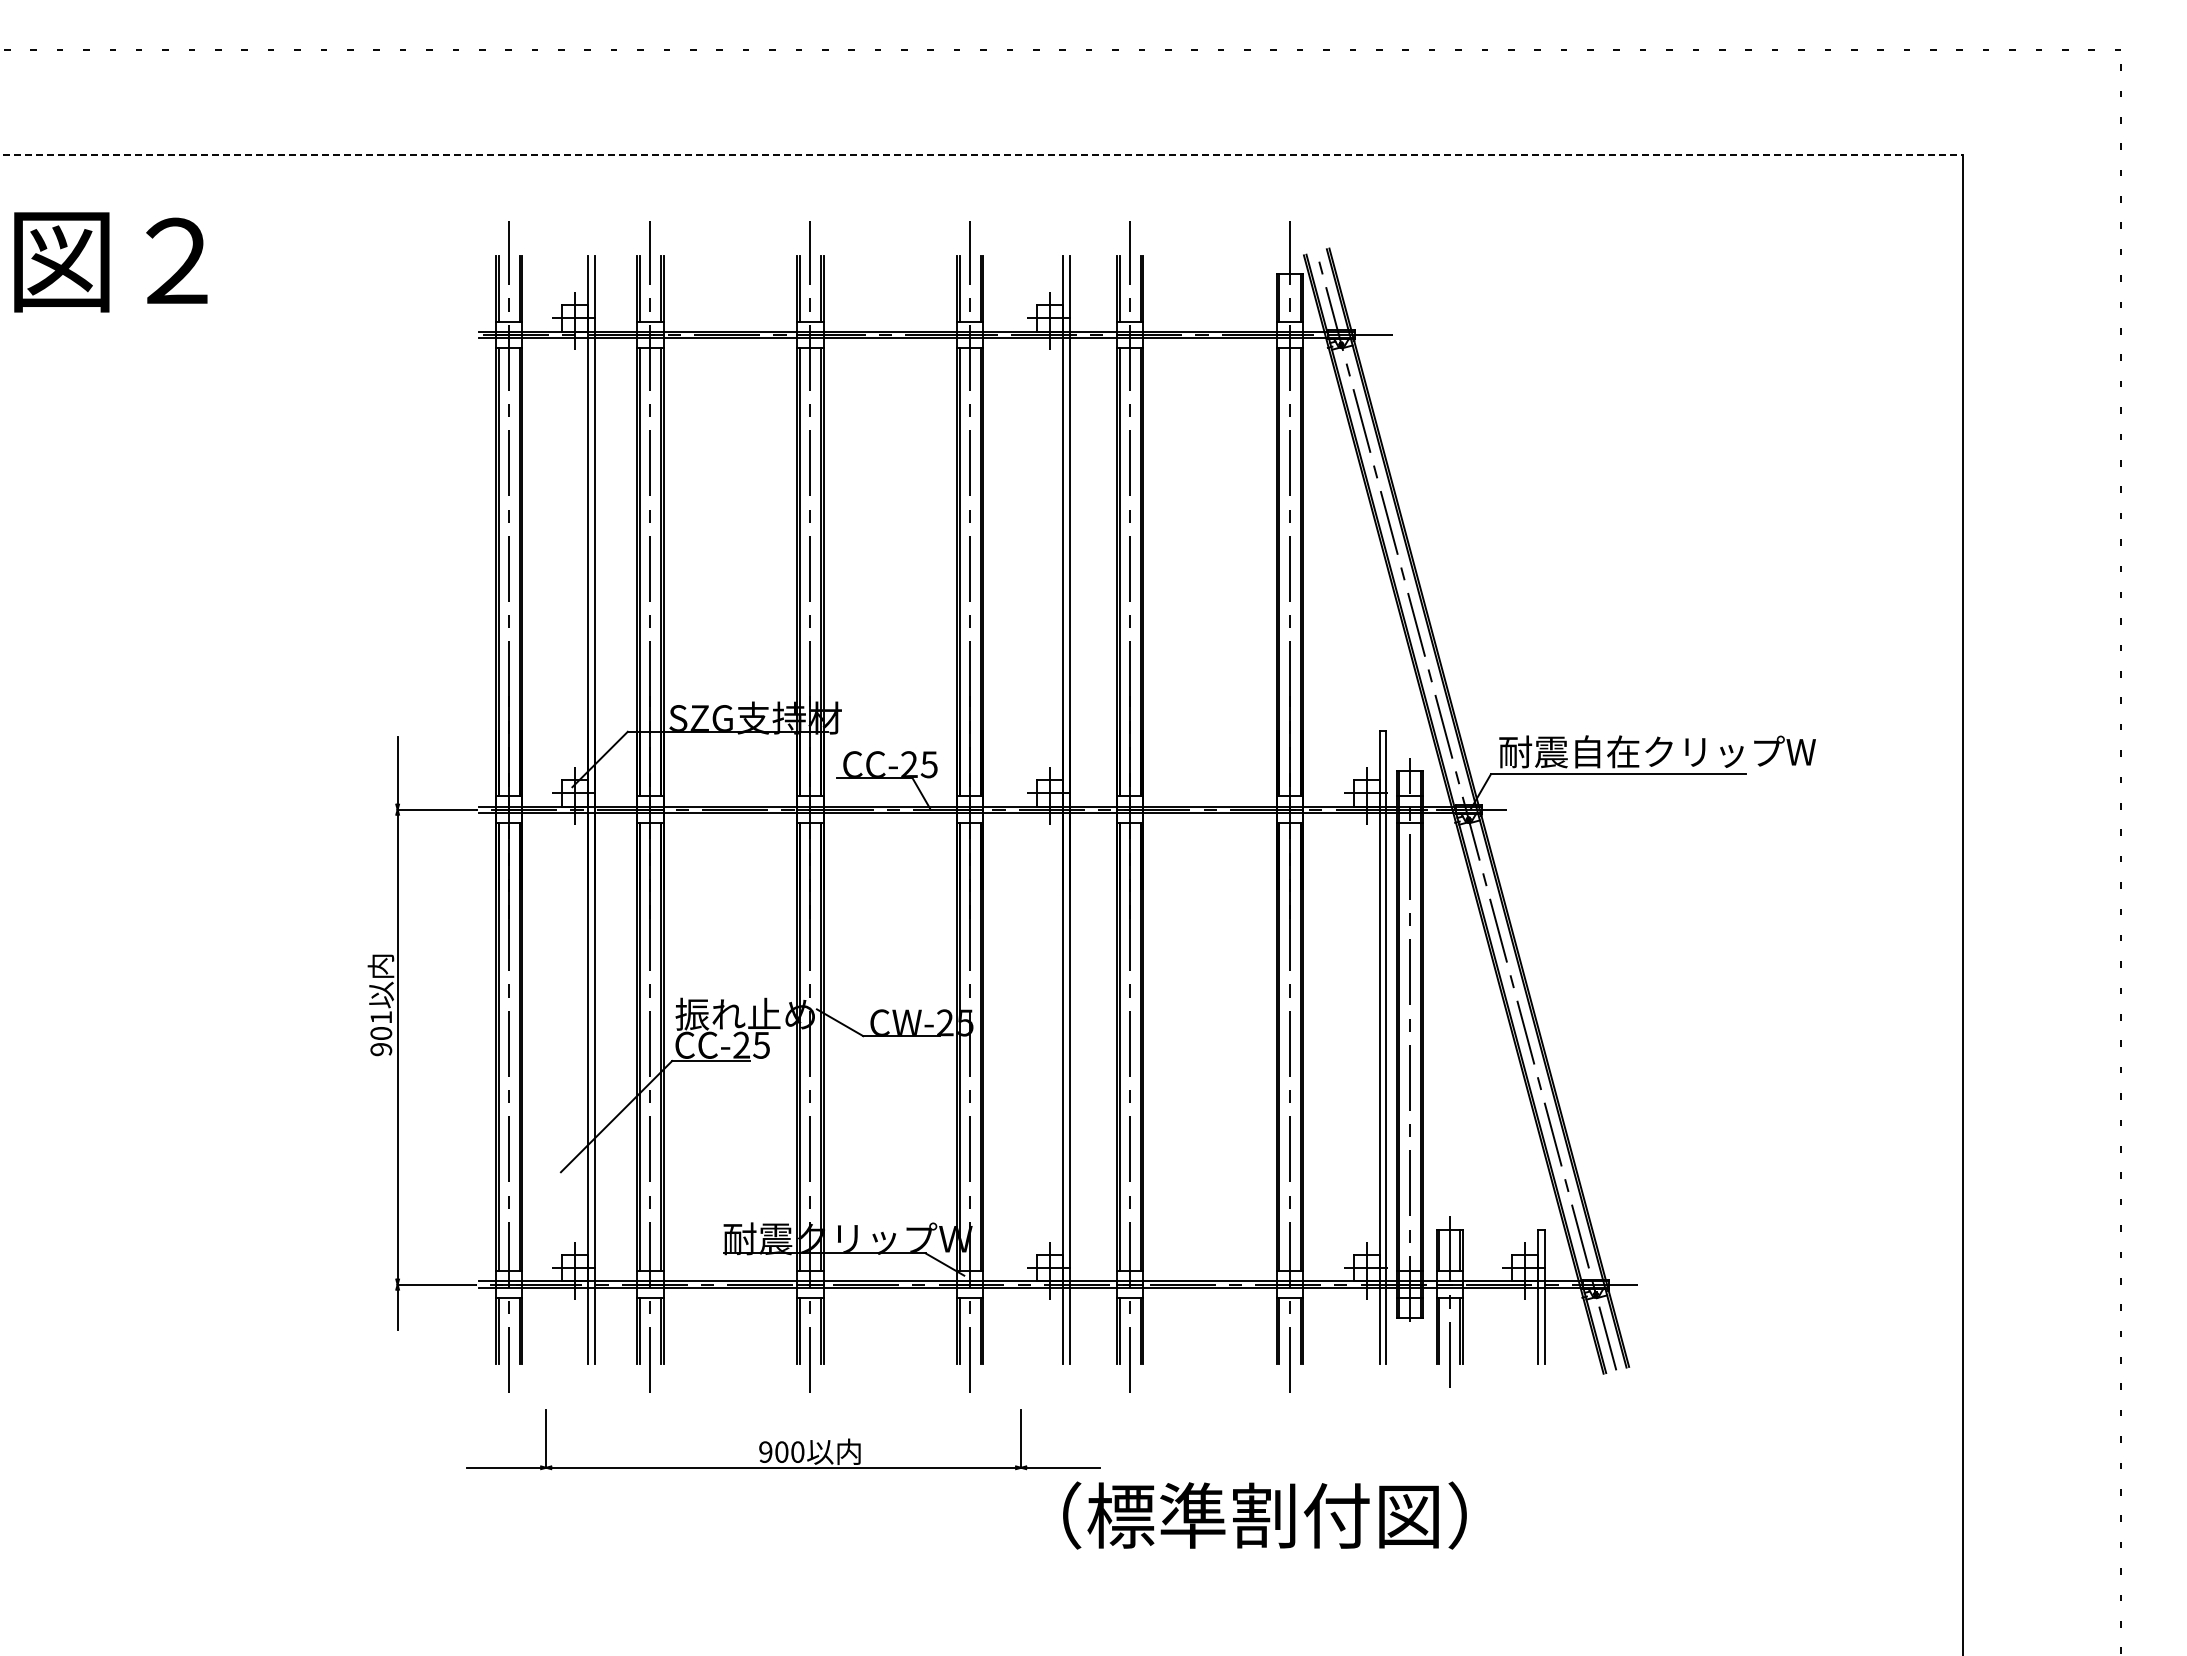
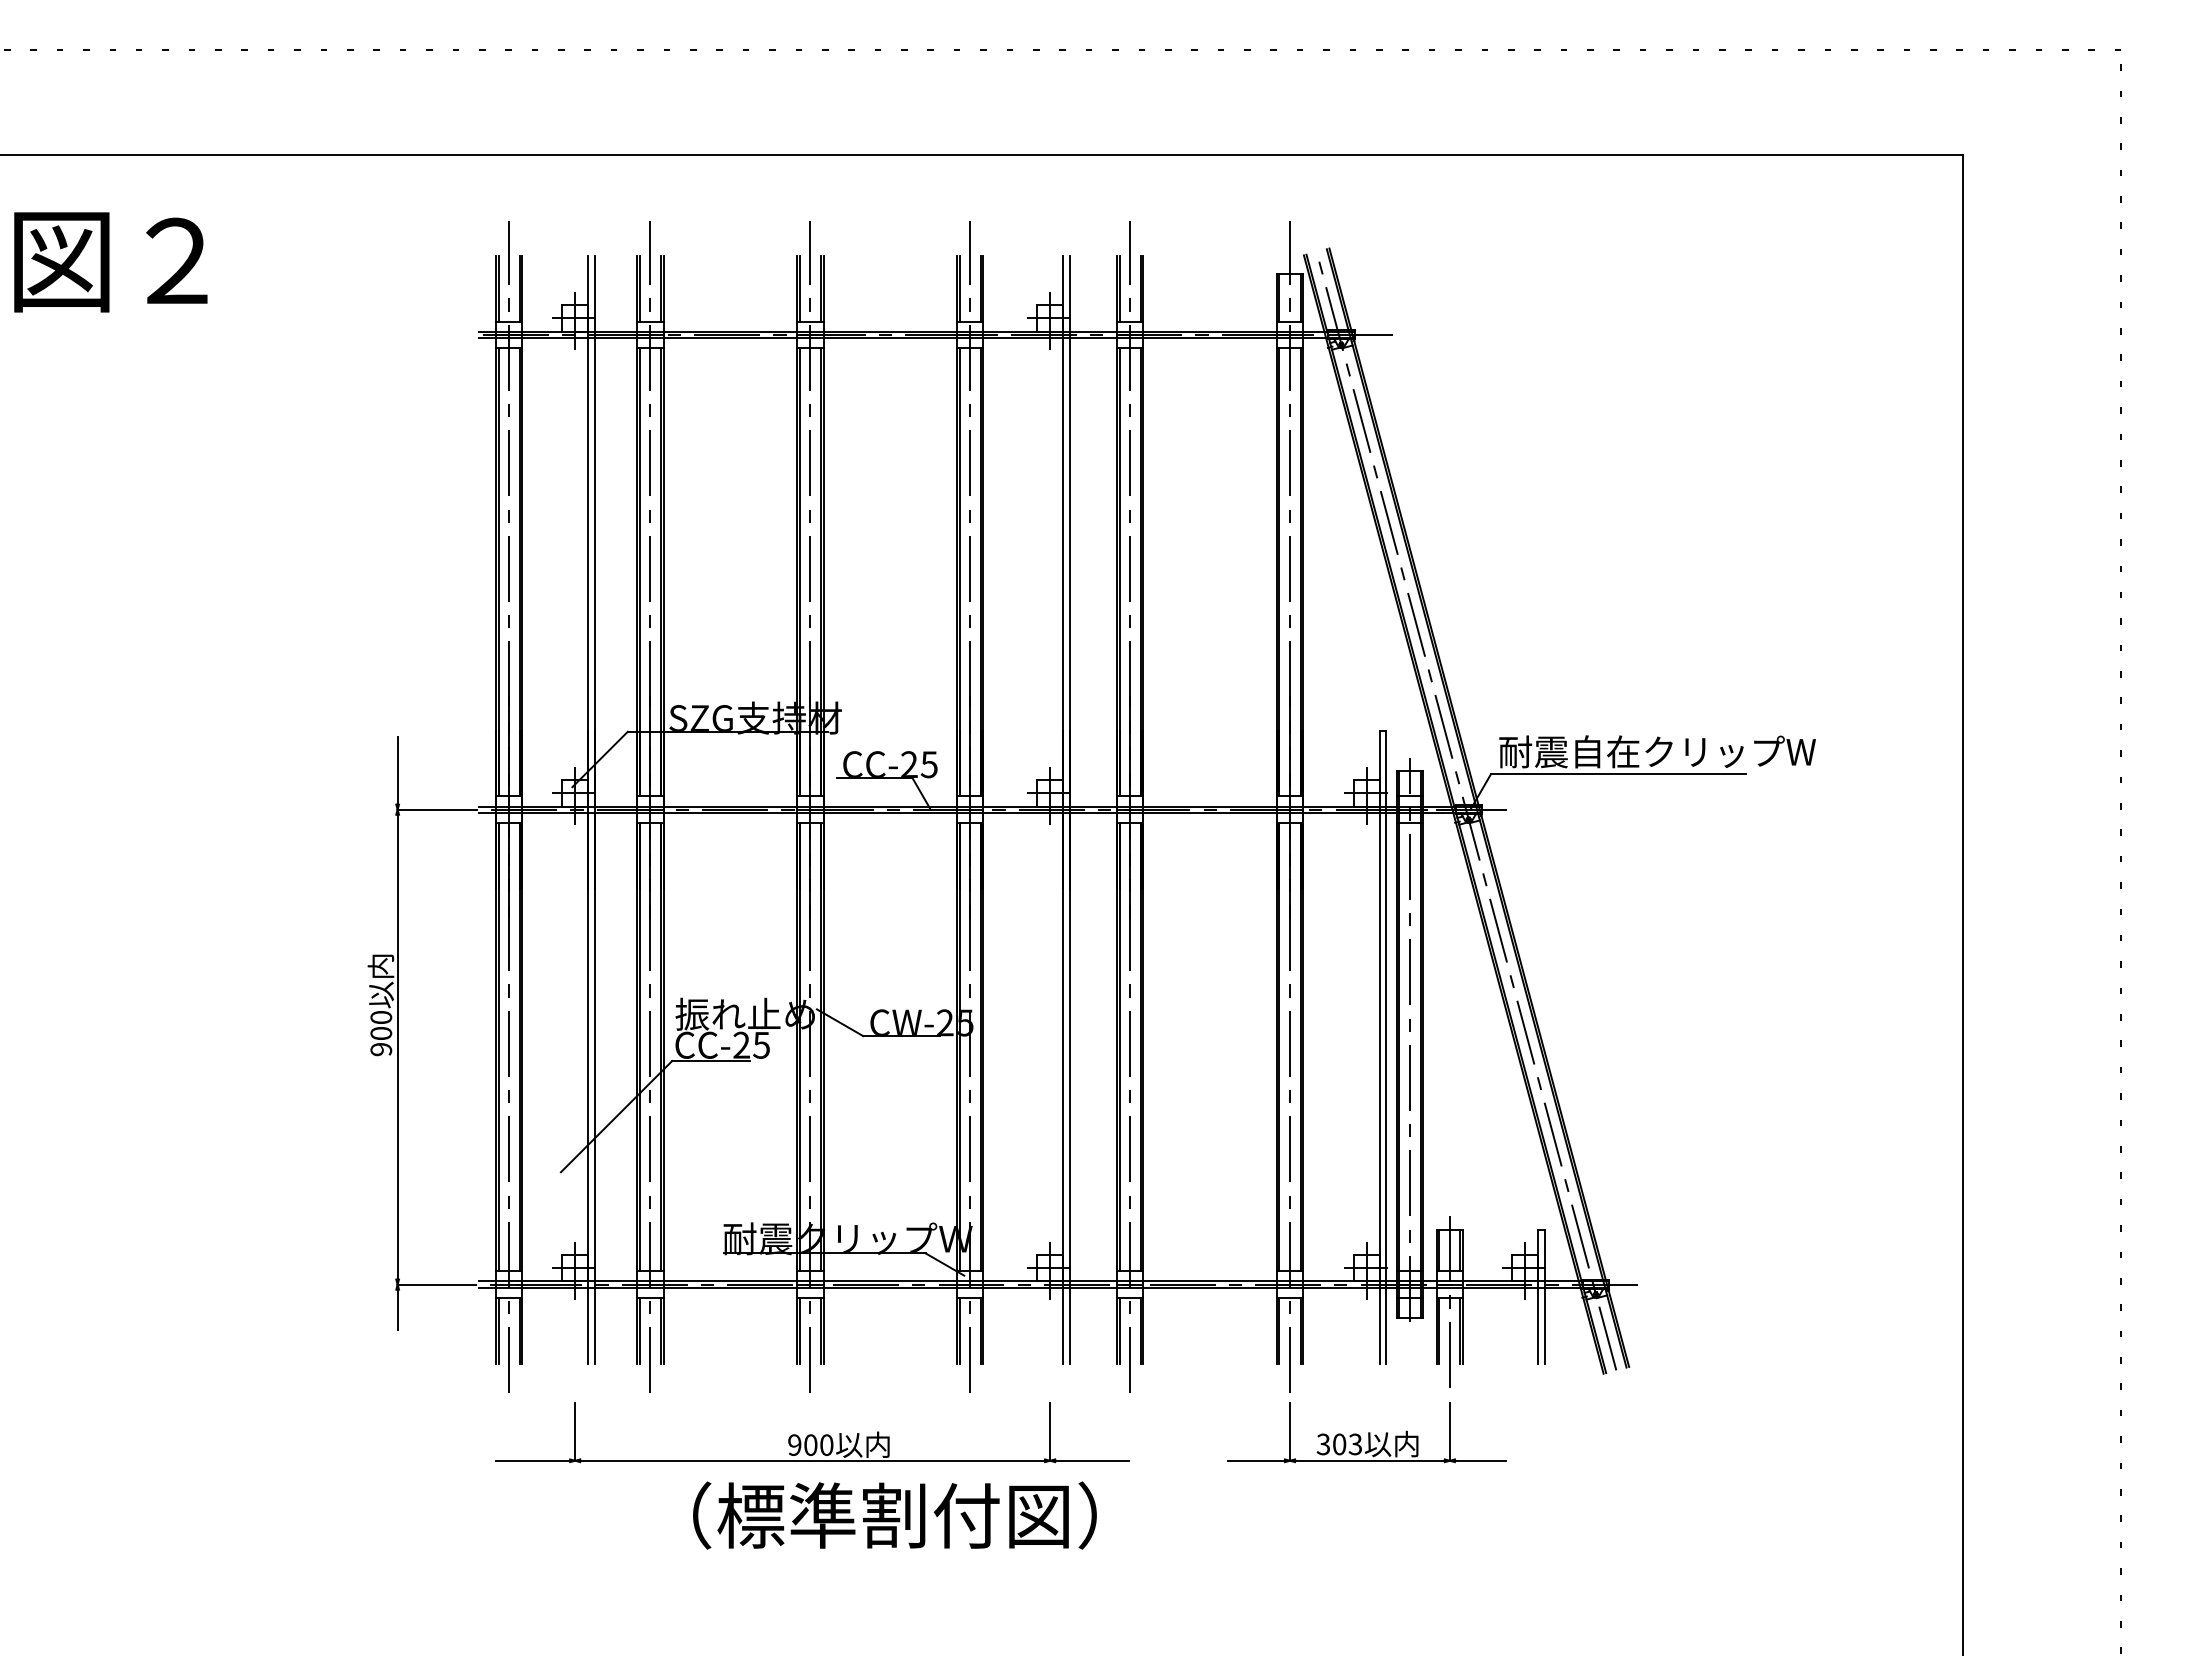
line: dashed -> solid (982, 155)
text: 901 -> 900 (381, 1017)
part: none -> present (1366, 1432)
part position: (783, 1439) -> (812, 1432) (812, 1432)
text position: (1264, 1515) -> (894, 1515) (894, 1515)
